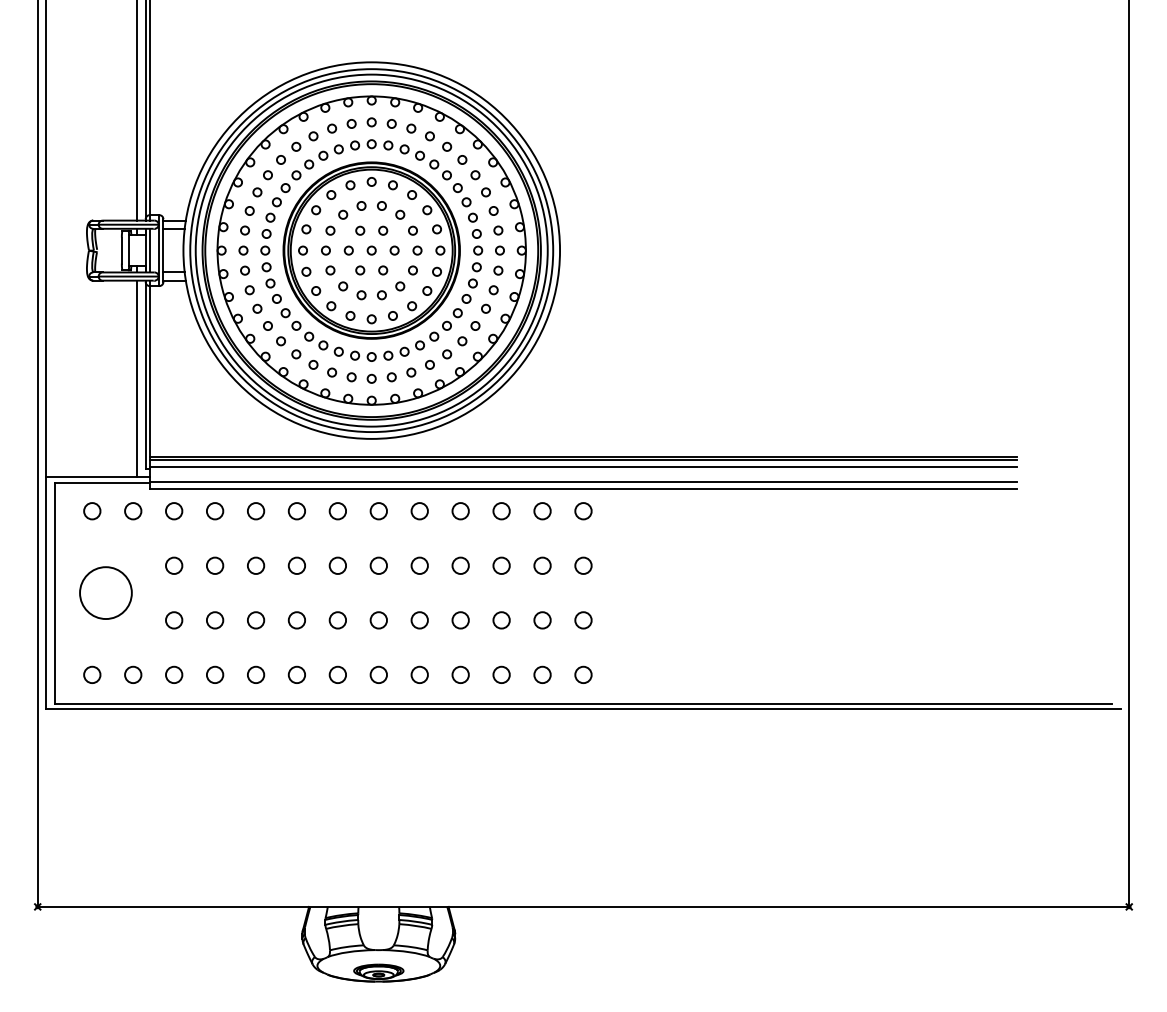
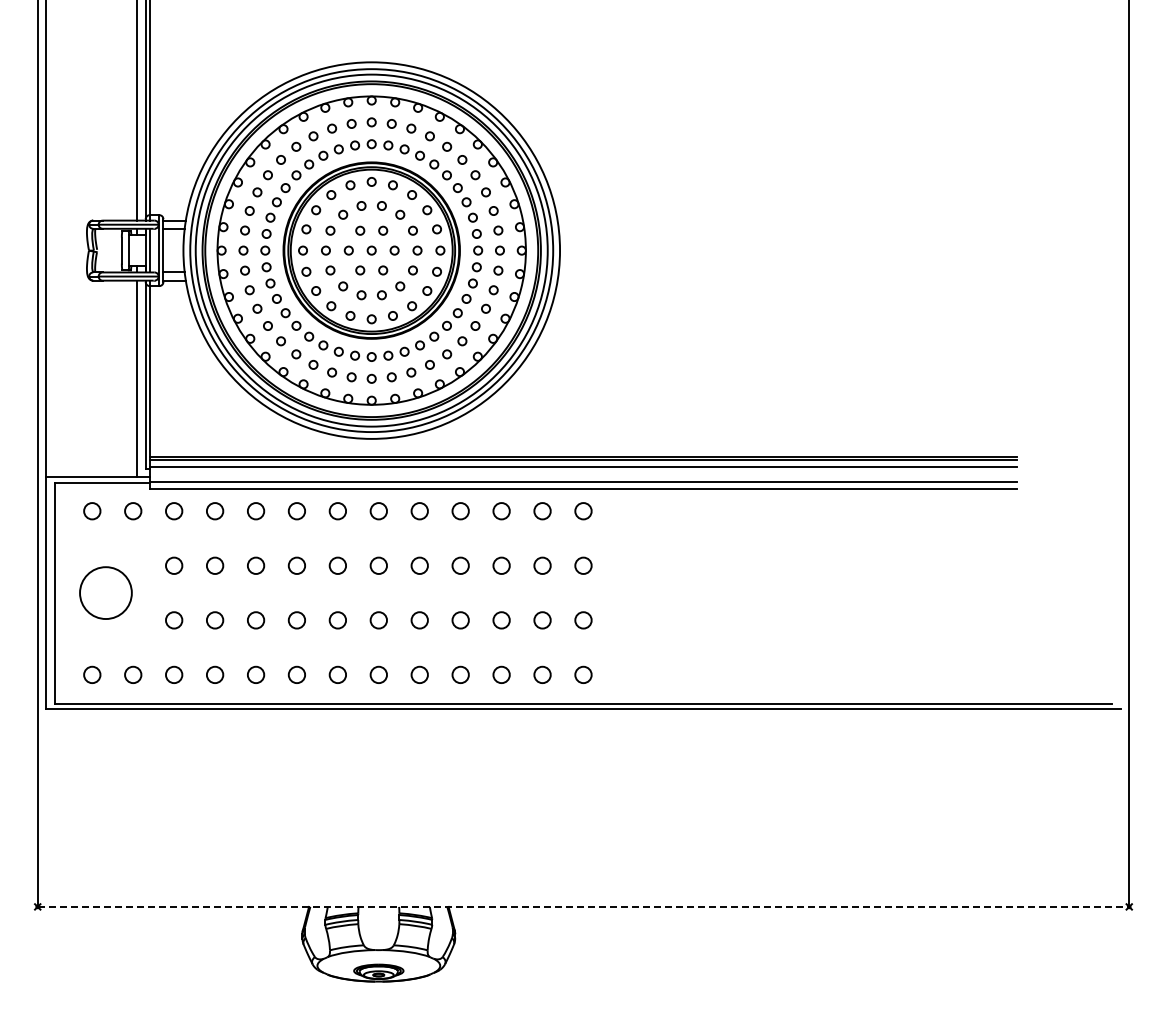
line: solid -> dashed (583, 906)
